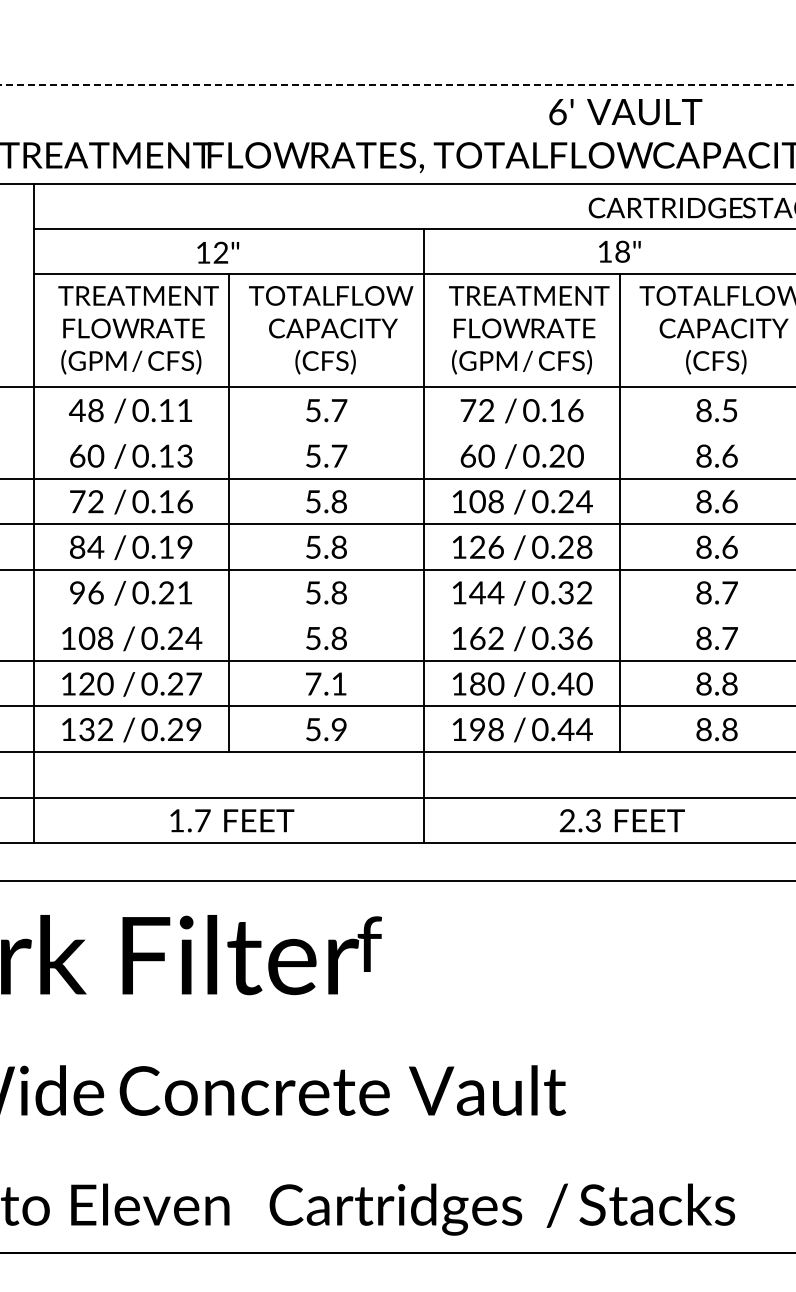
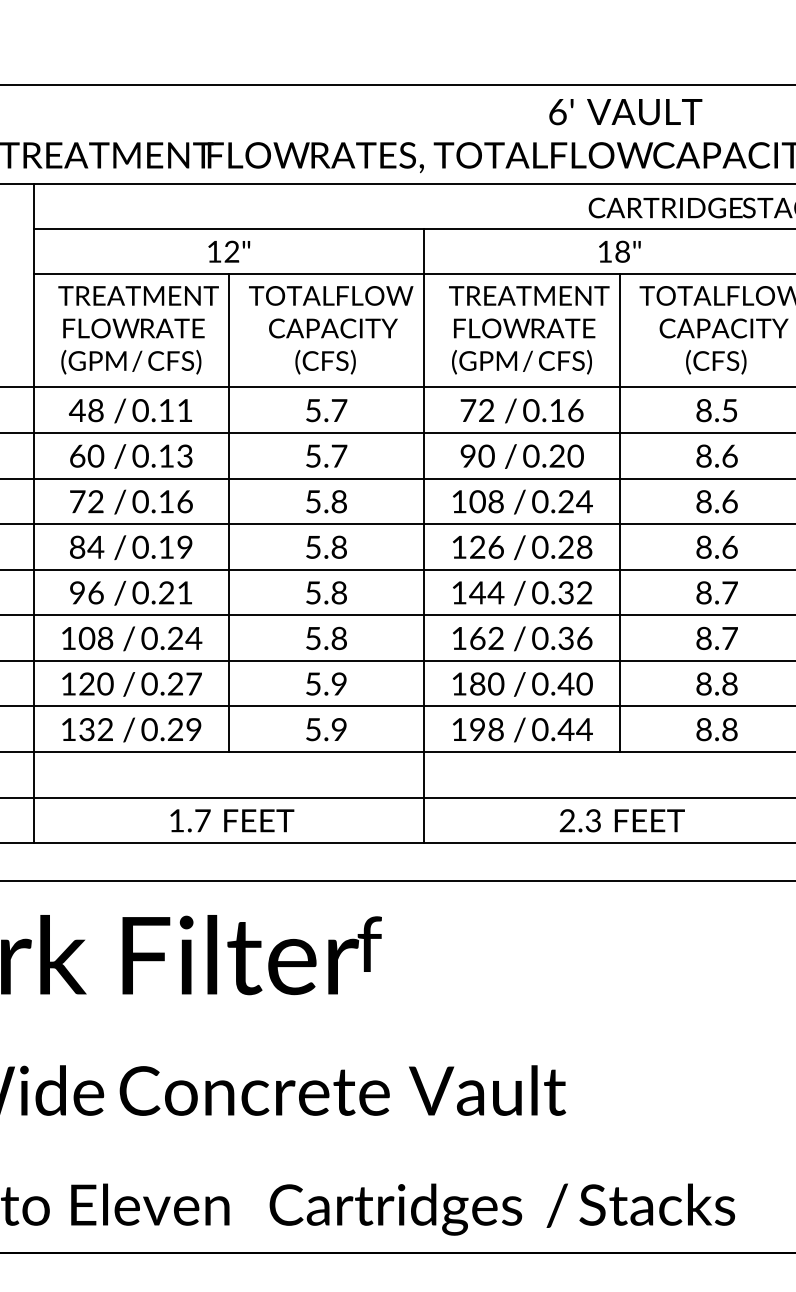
line: dashed -> solid (398, 84)
text position: (218, 252) -> (229, 251) (229, 251)
line: none -> present (397, 433)
text: 60 -> 90 (467, 455)
line: none -> present (397, 615)
text: 7.1 -> 5.9 (326, 683)
